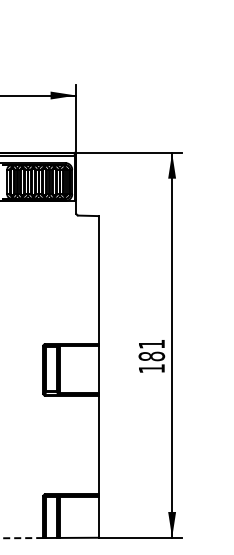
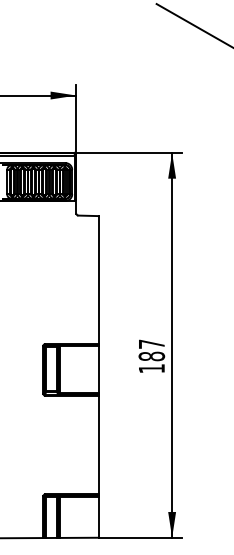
line: none -> present (193, 25)
text: 181 -> 187 (151, 343)
line: dashed -> solid (21, 538)
